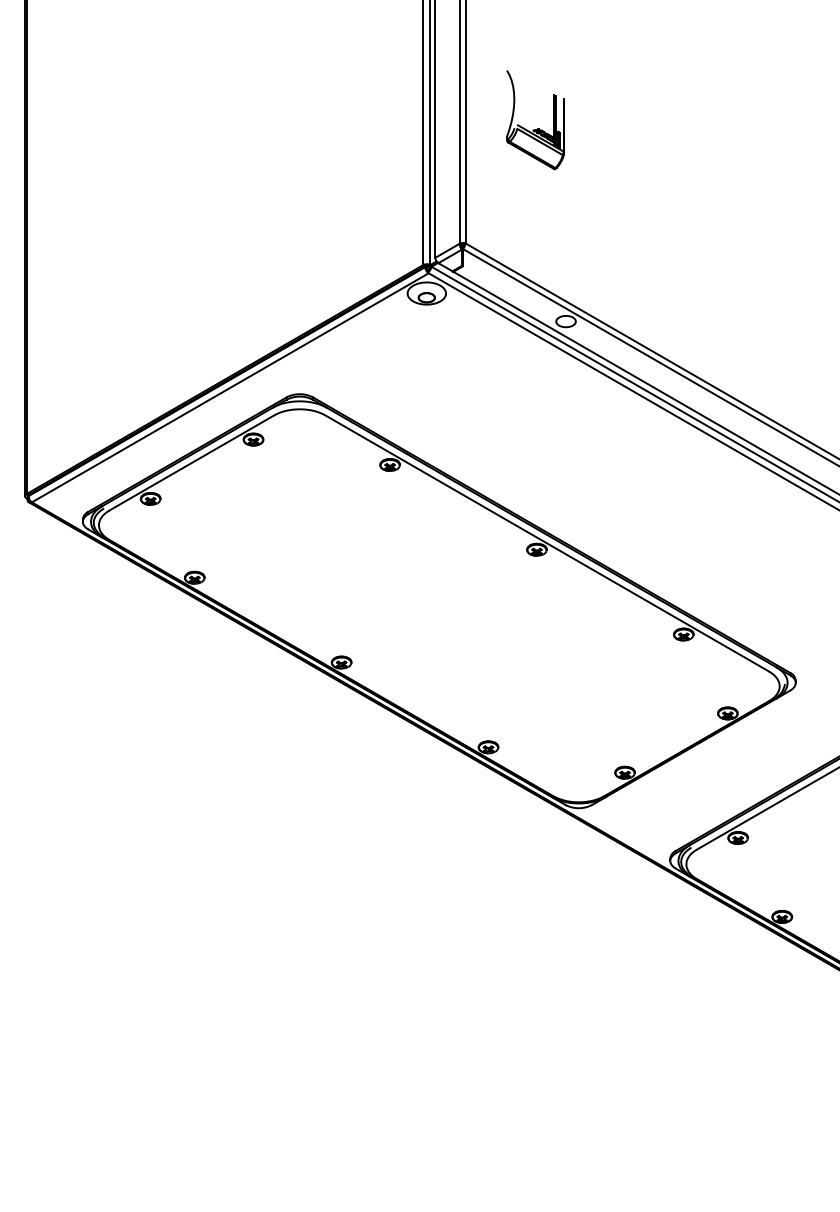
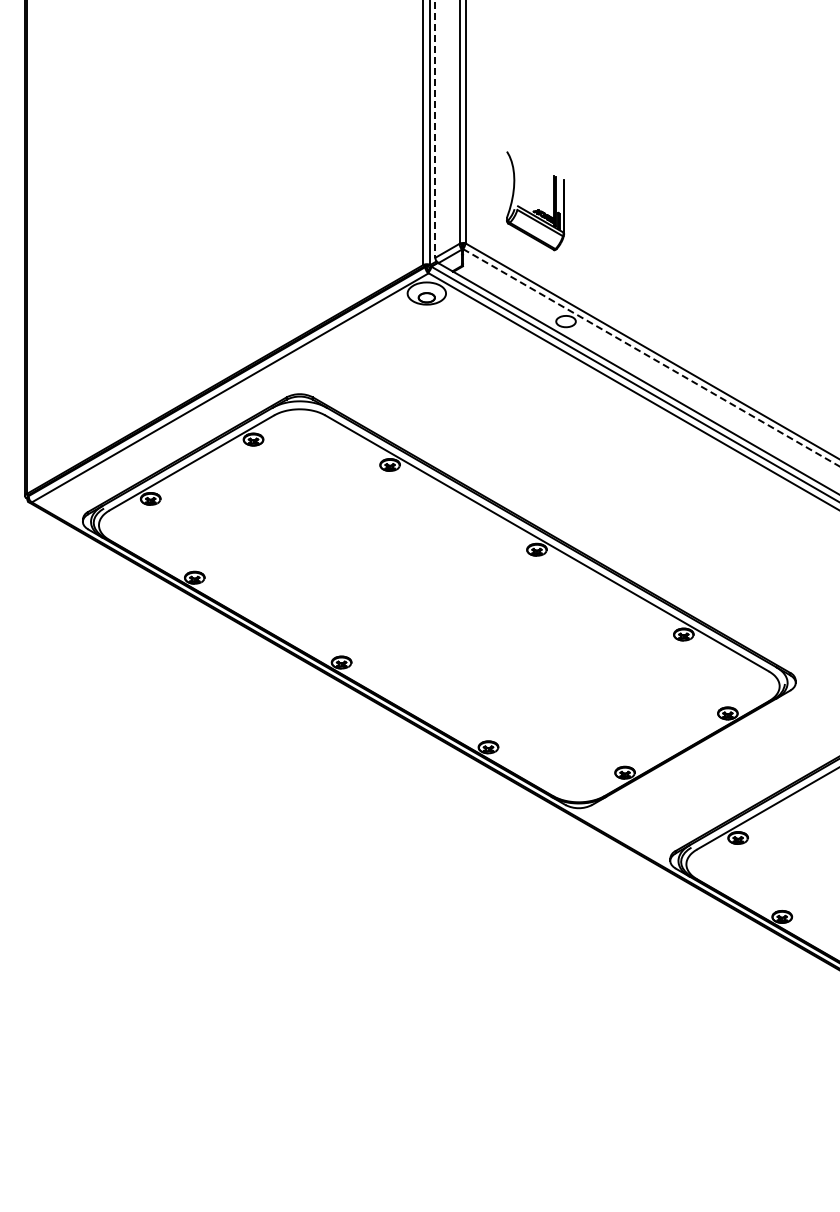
part position: (537, 128) -> (537, 209) (537, 209)
line: solid -> dashed (435, 129)
line: solid -> dashed (651, 357)
